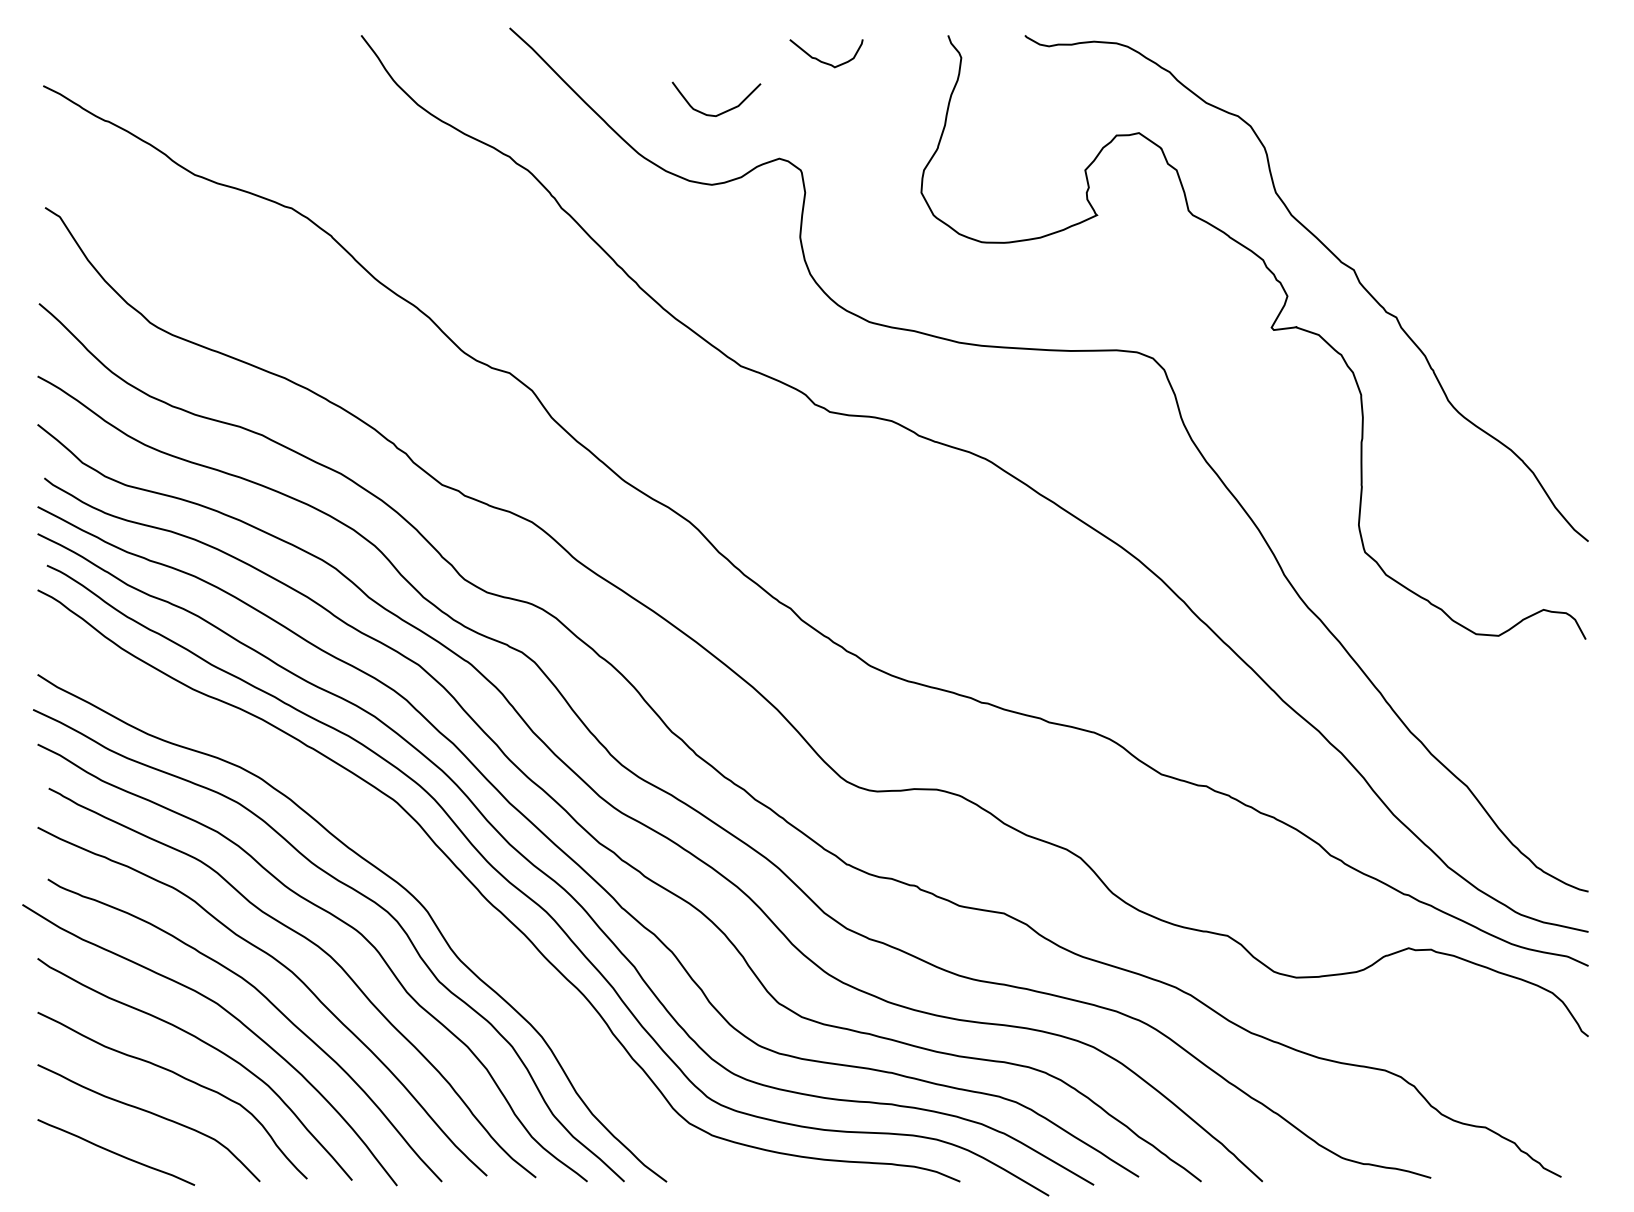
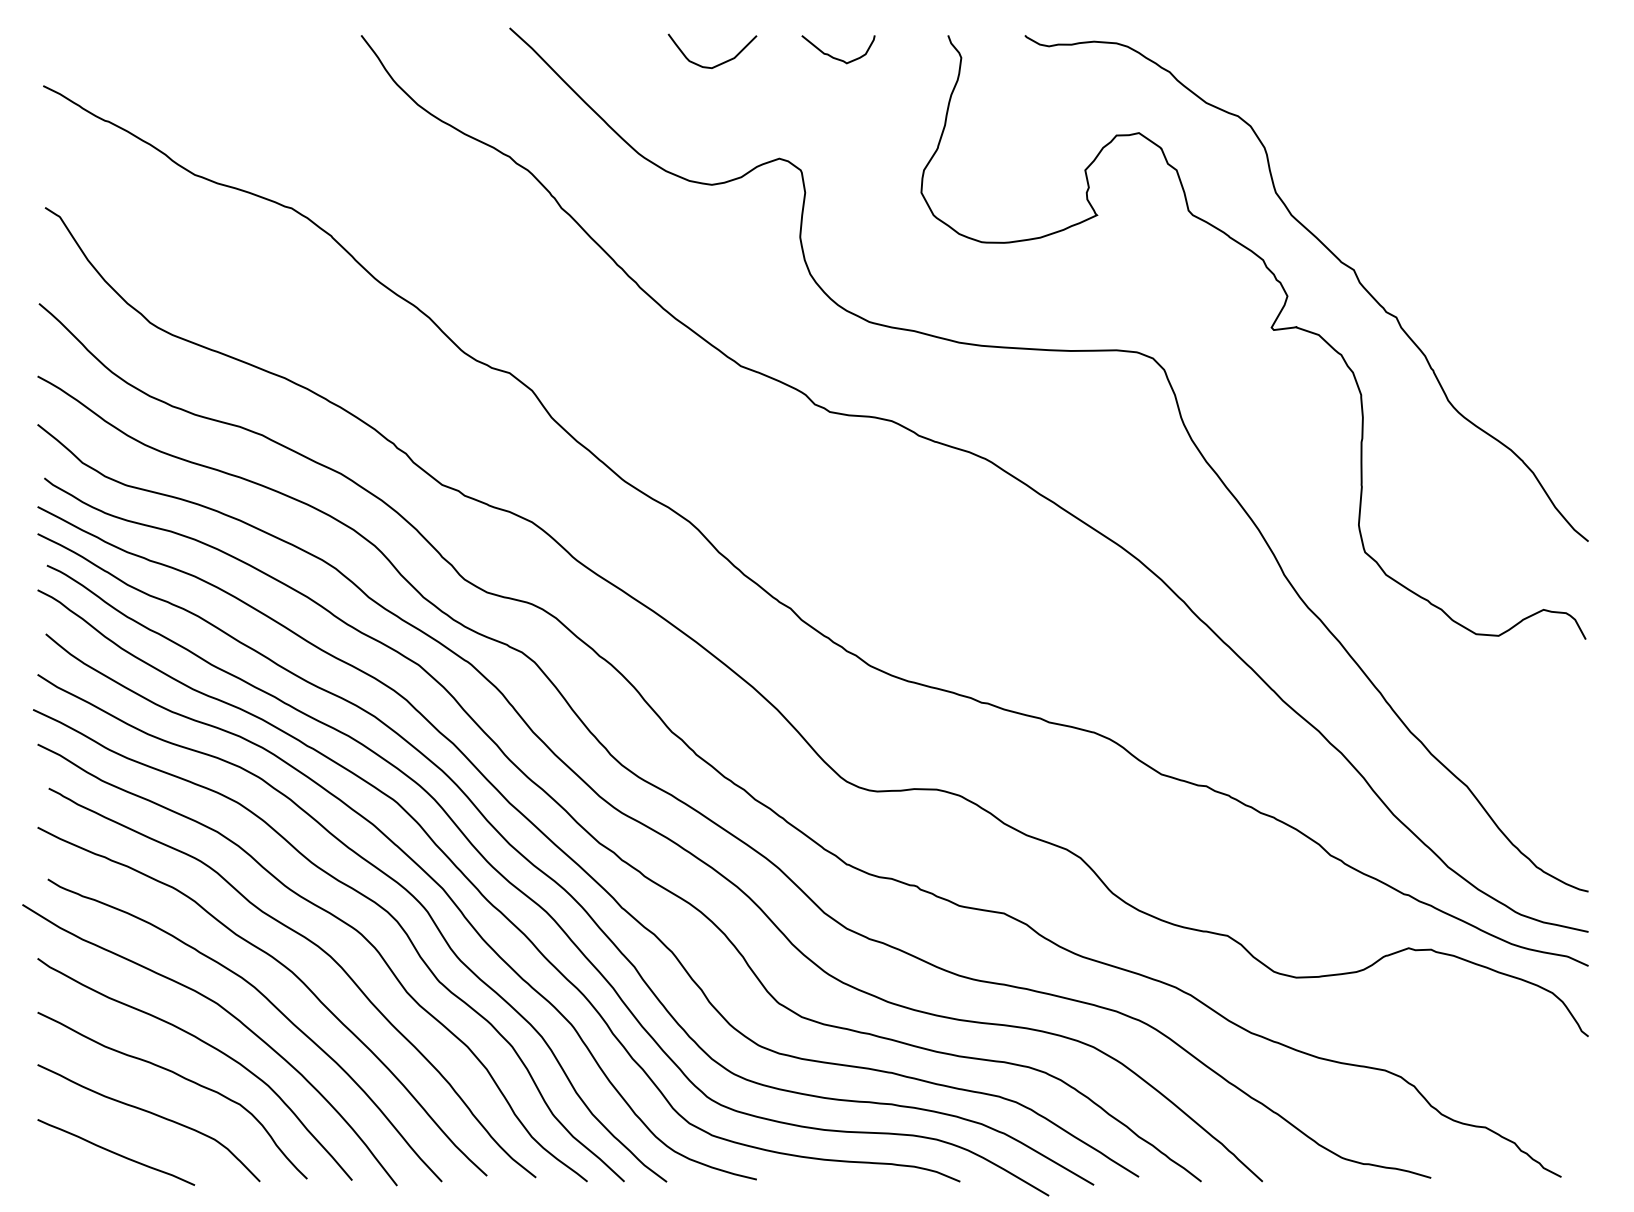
curve position: (823, 61) -> (835, 57) (835, 57)
curve position: (723, 111) -> (719, 63) (719, 63)
curve: none -> present (429, 877)
